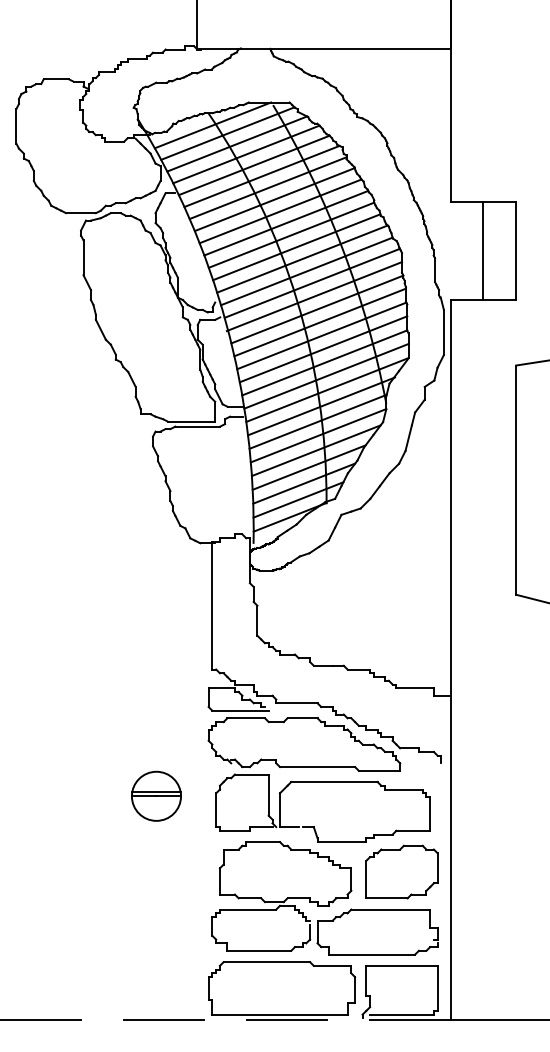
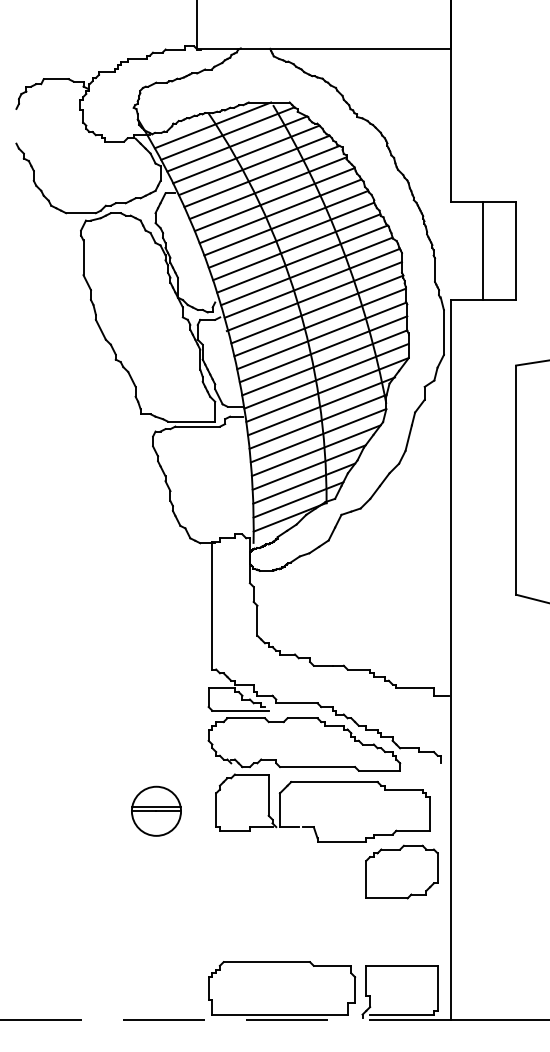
line: present -> none (16, 125)
part position: (156, 795) -> (156, 810) (156, 810)
part: present -> none (324, 898)
